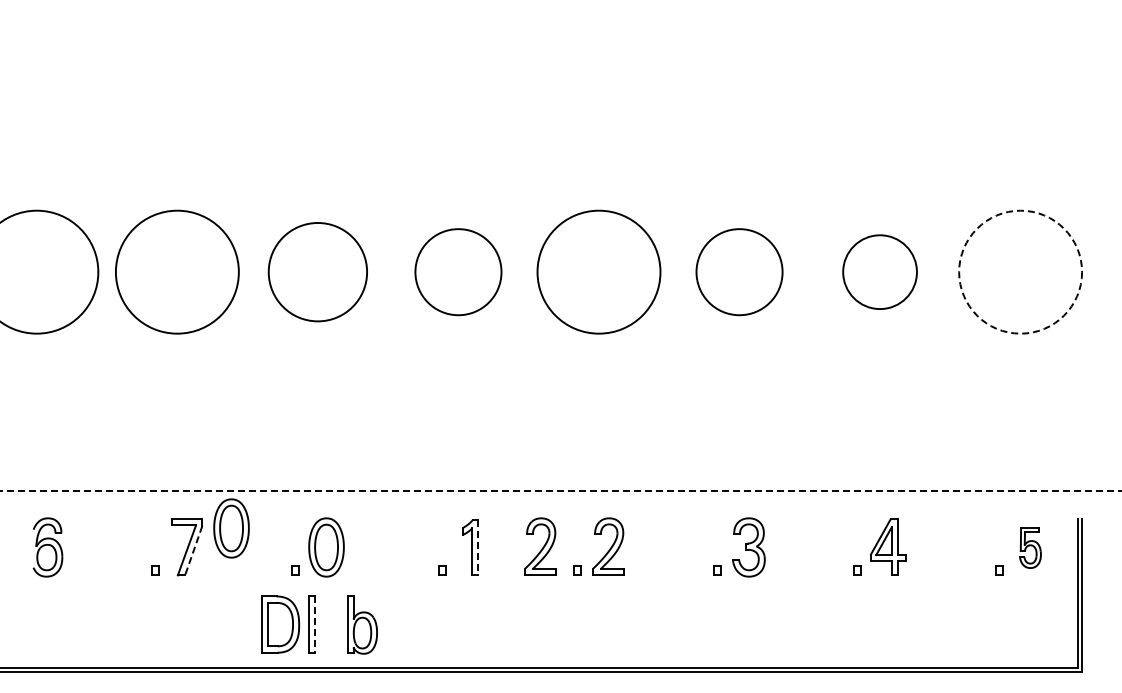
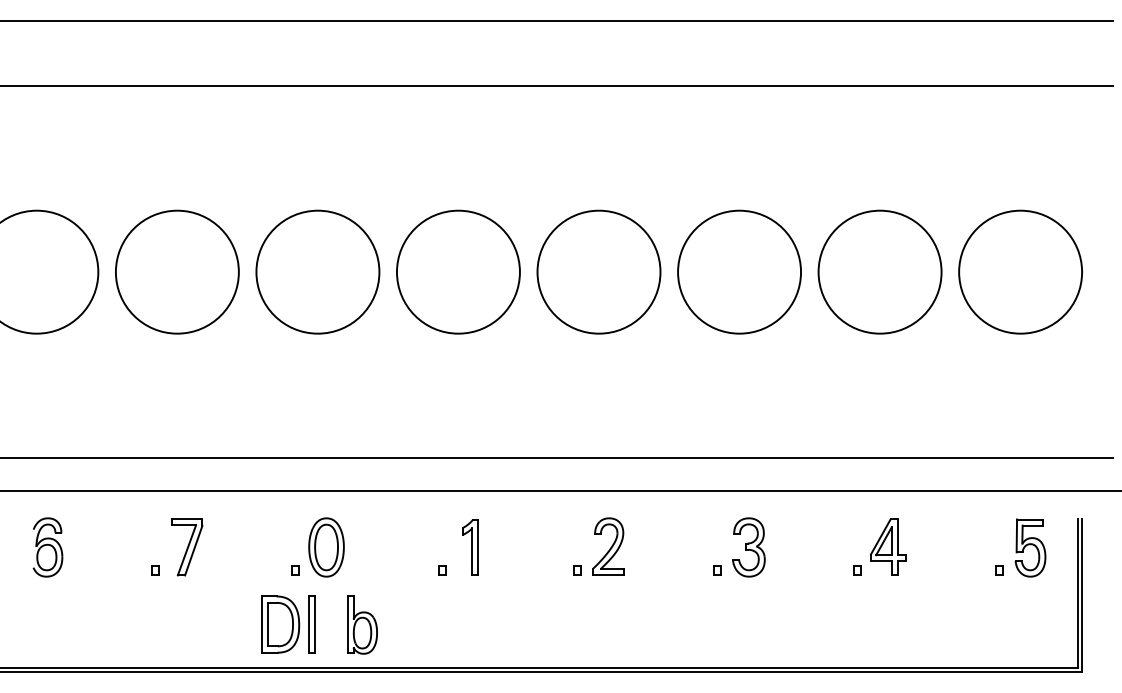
line: none -> present (557, 20)
line: none -> present (557, 85)
circle: dashed -> solid (1020, 271)
circle diameter: 98 px -> 123 px (317, 271)
circle diameter: 86 px -> 123 px (457, 271)
circle diameter: 86 px -> 123 px (739, 271)
circle diameter: 74 px -> 123 px (879, 271)
line: none -> present (557, 458)
line: dashed -> solid (560, 491)
part: present -> none (231, 528)
part: present -> none (540, 546)
line: dashed -> solid (478, 547)
part size: 23x42 px -> 33x60 px (1030, 547)
line: dashed -> solid (193, 551)
line: dashed -> solid (315, 625)
